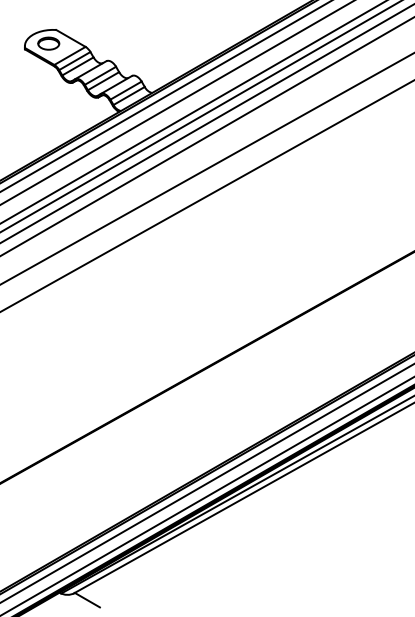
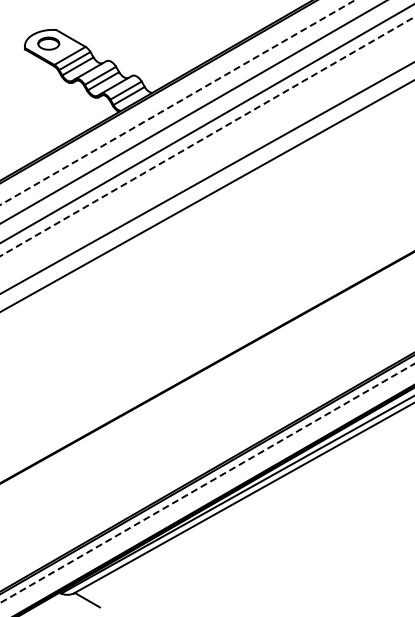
line: present -> none (165, 96)
line: solid -> dashed (178, 102)
line: present -> none (200, 116)
line: solid -> dashed (207, 136)
line position: (206, 168) -> (206, 177) (206, 177)
line: solid -> dashed (207, 483)
line: present -> none (207, 495)
